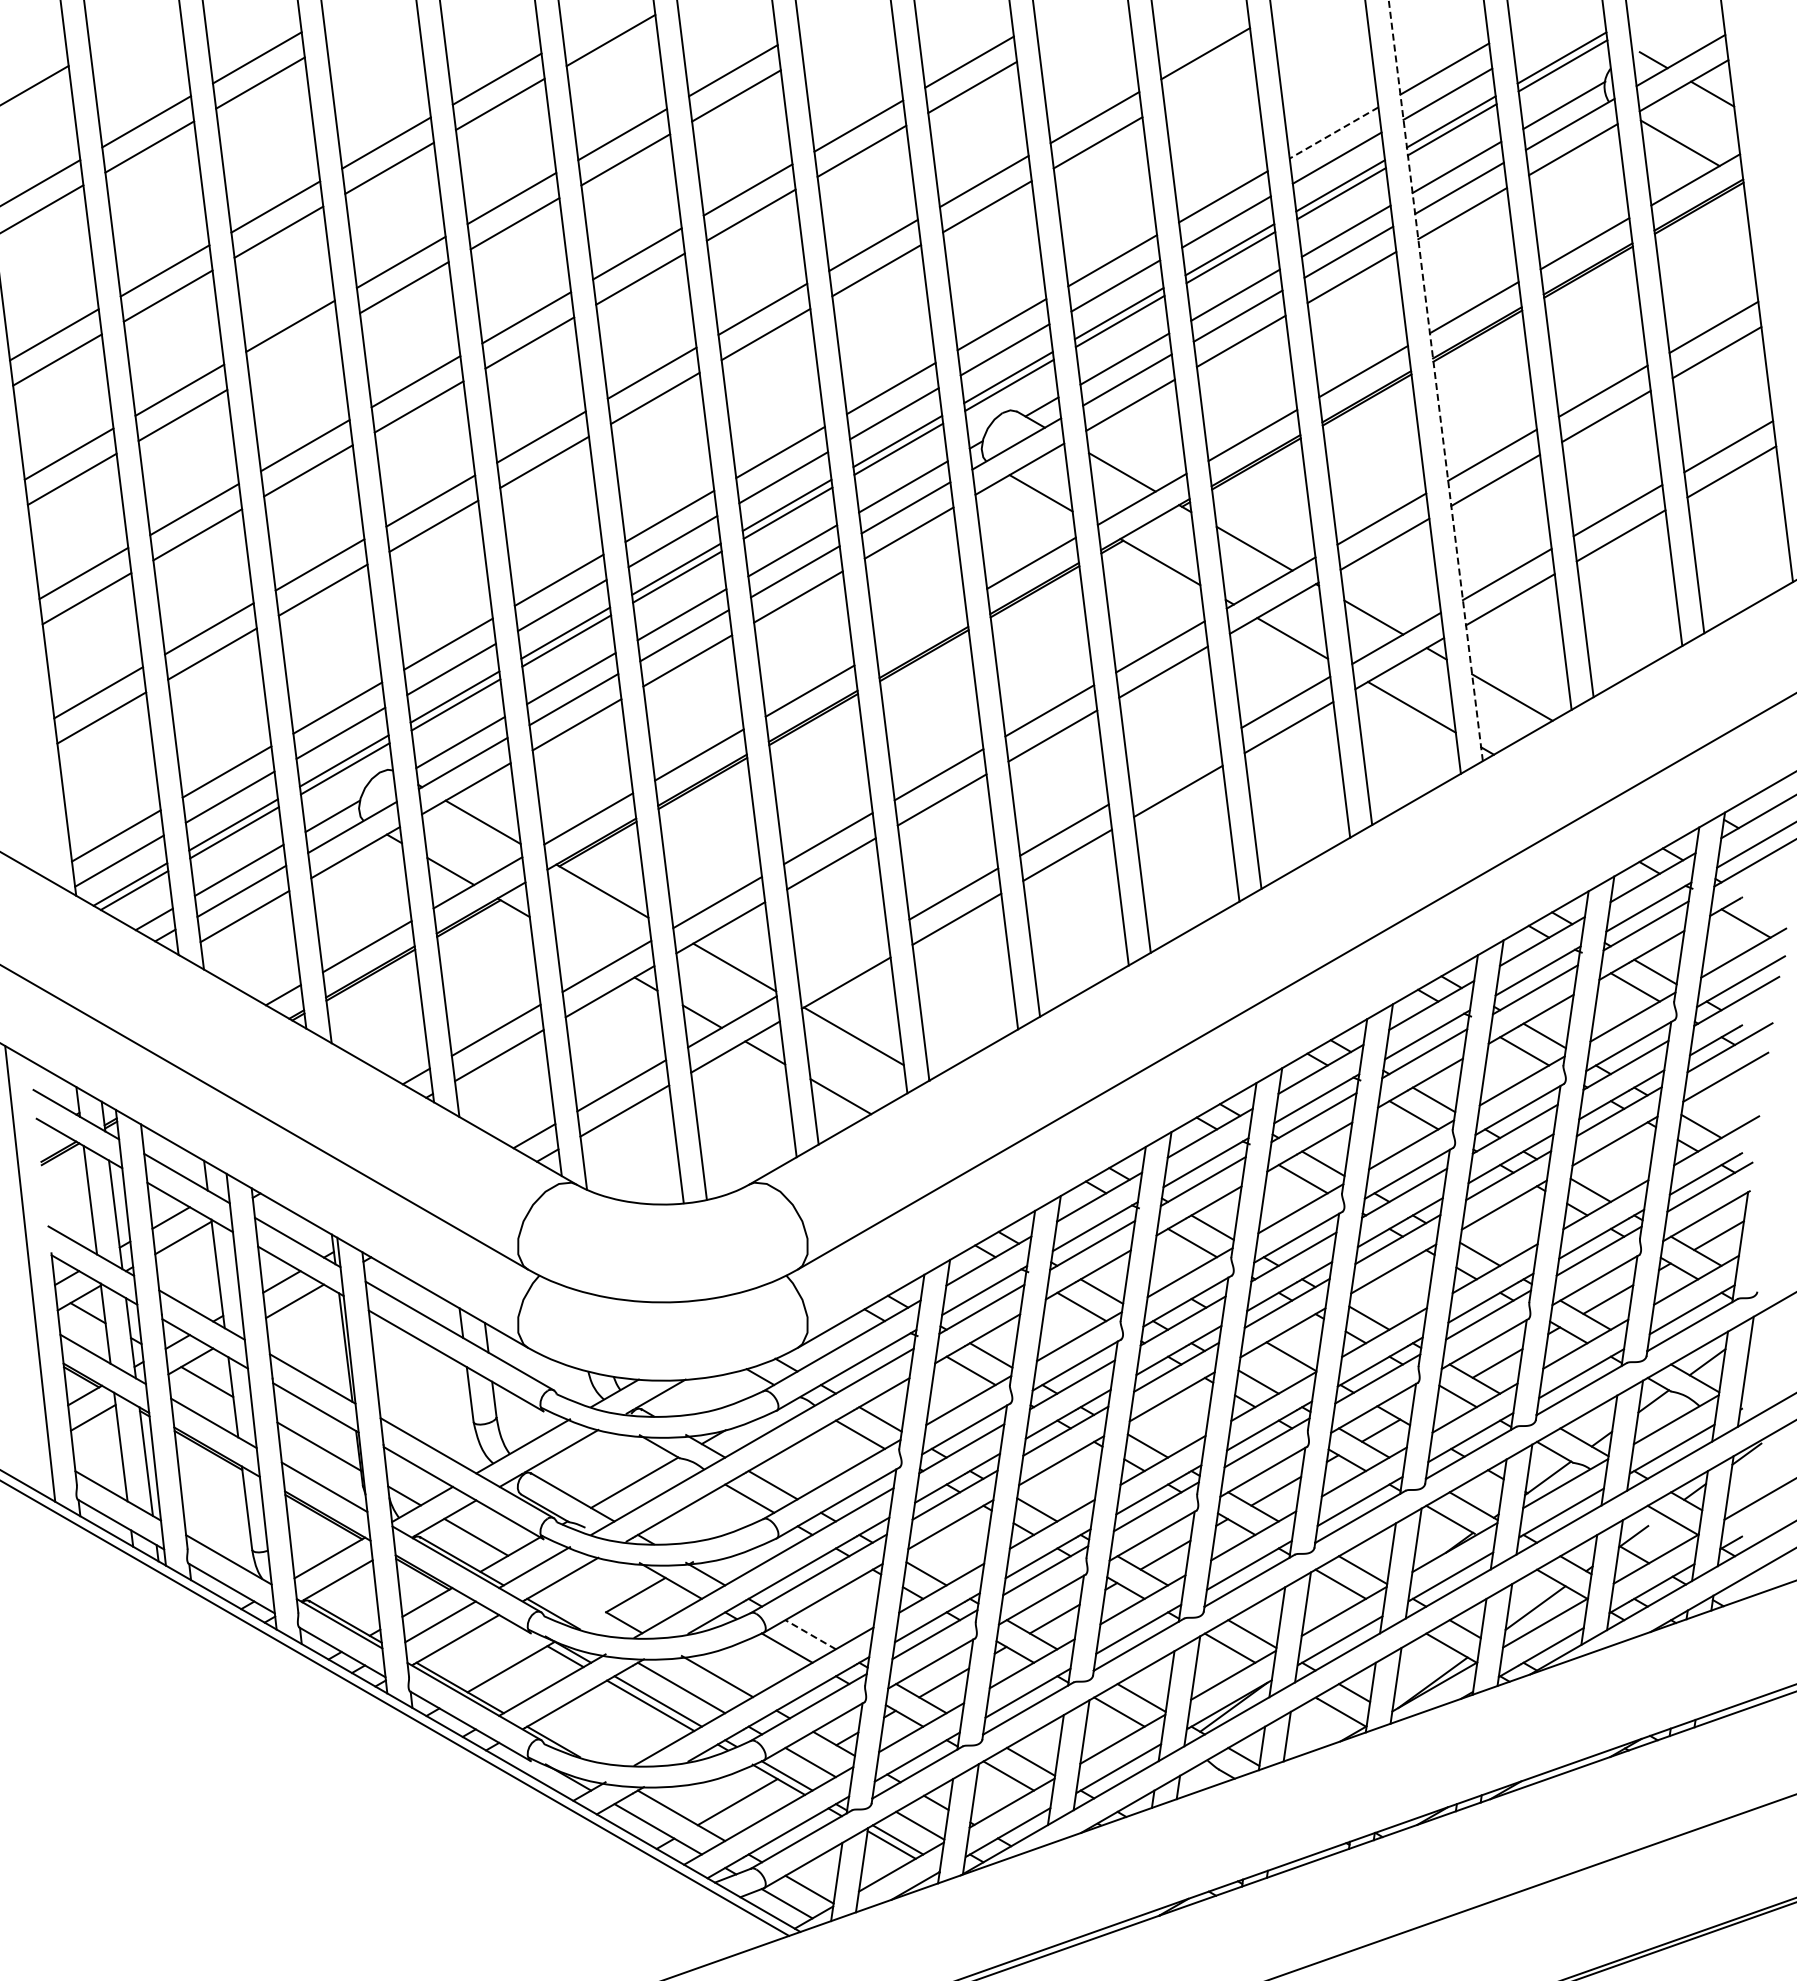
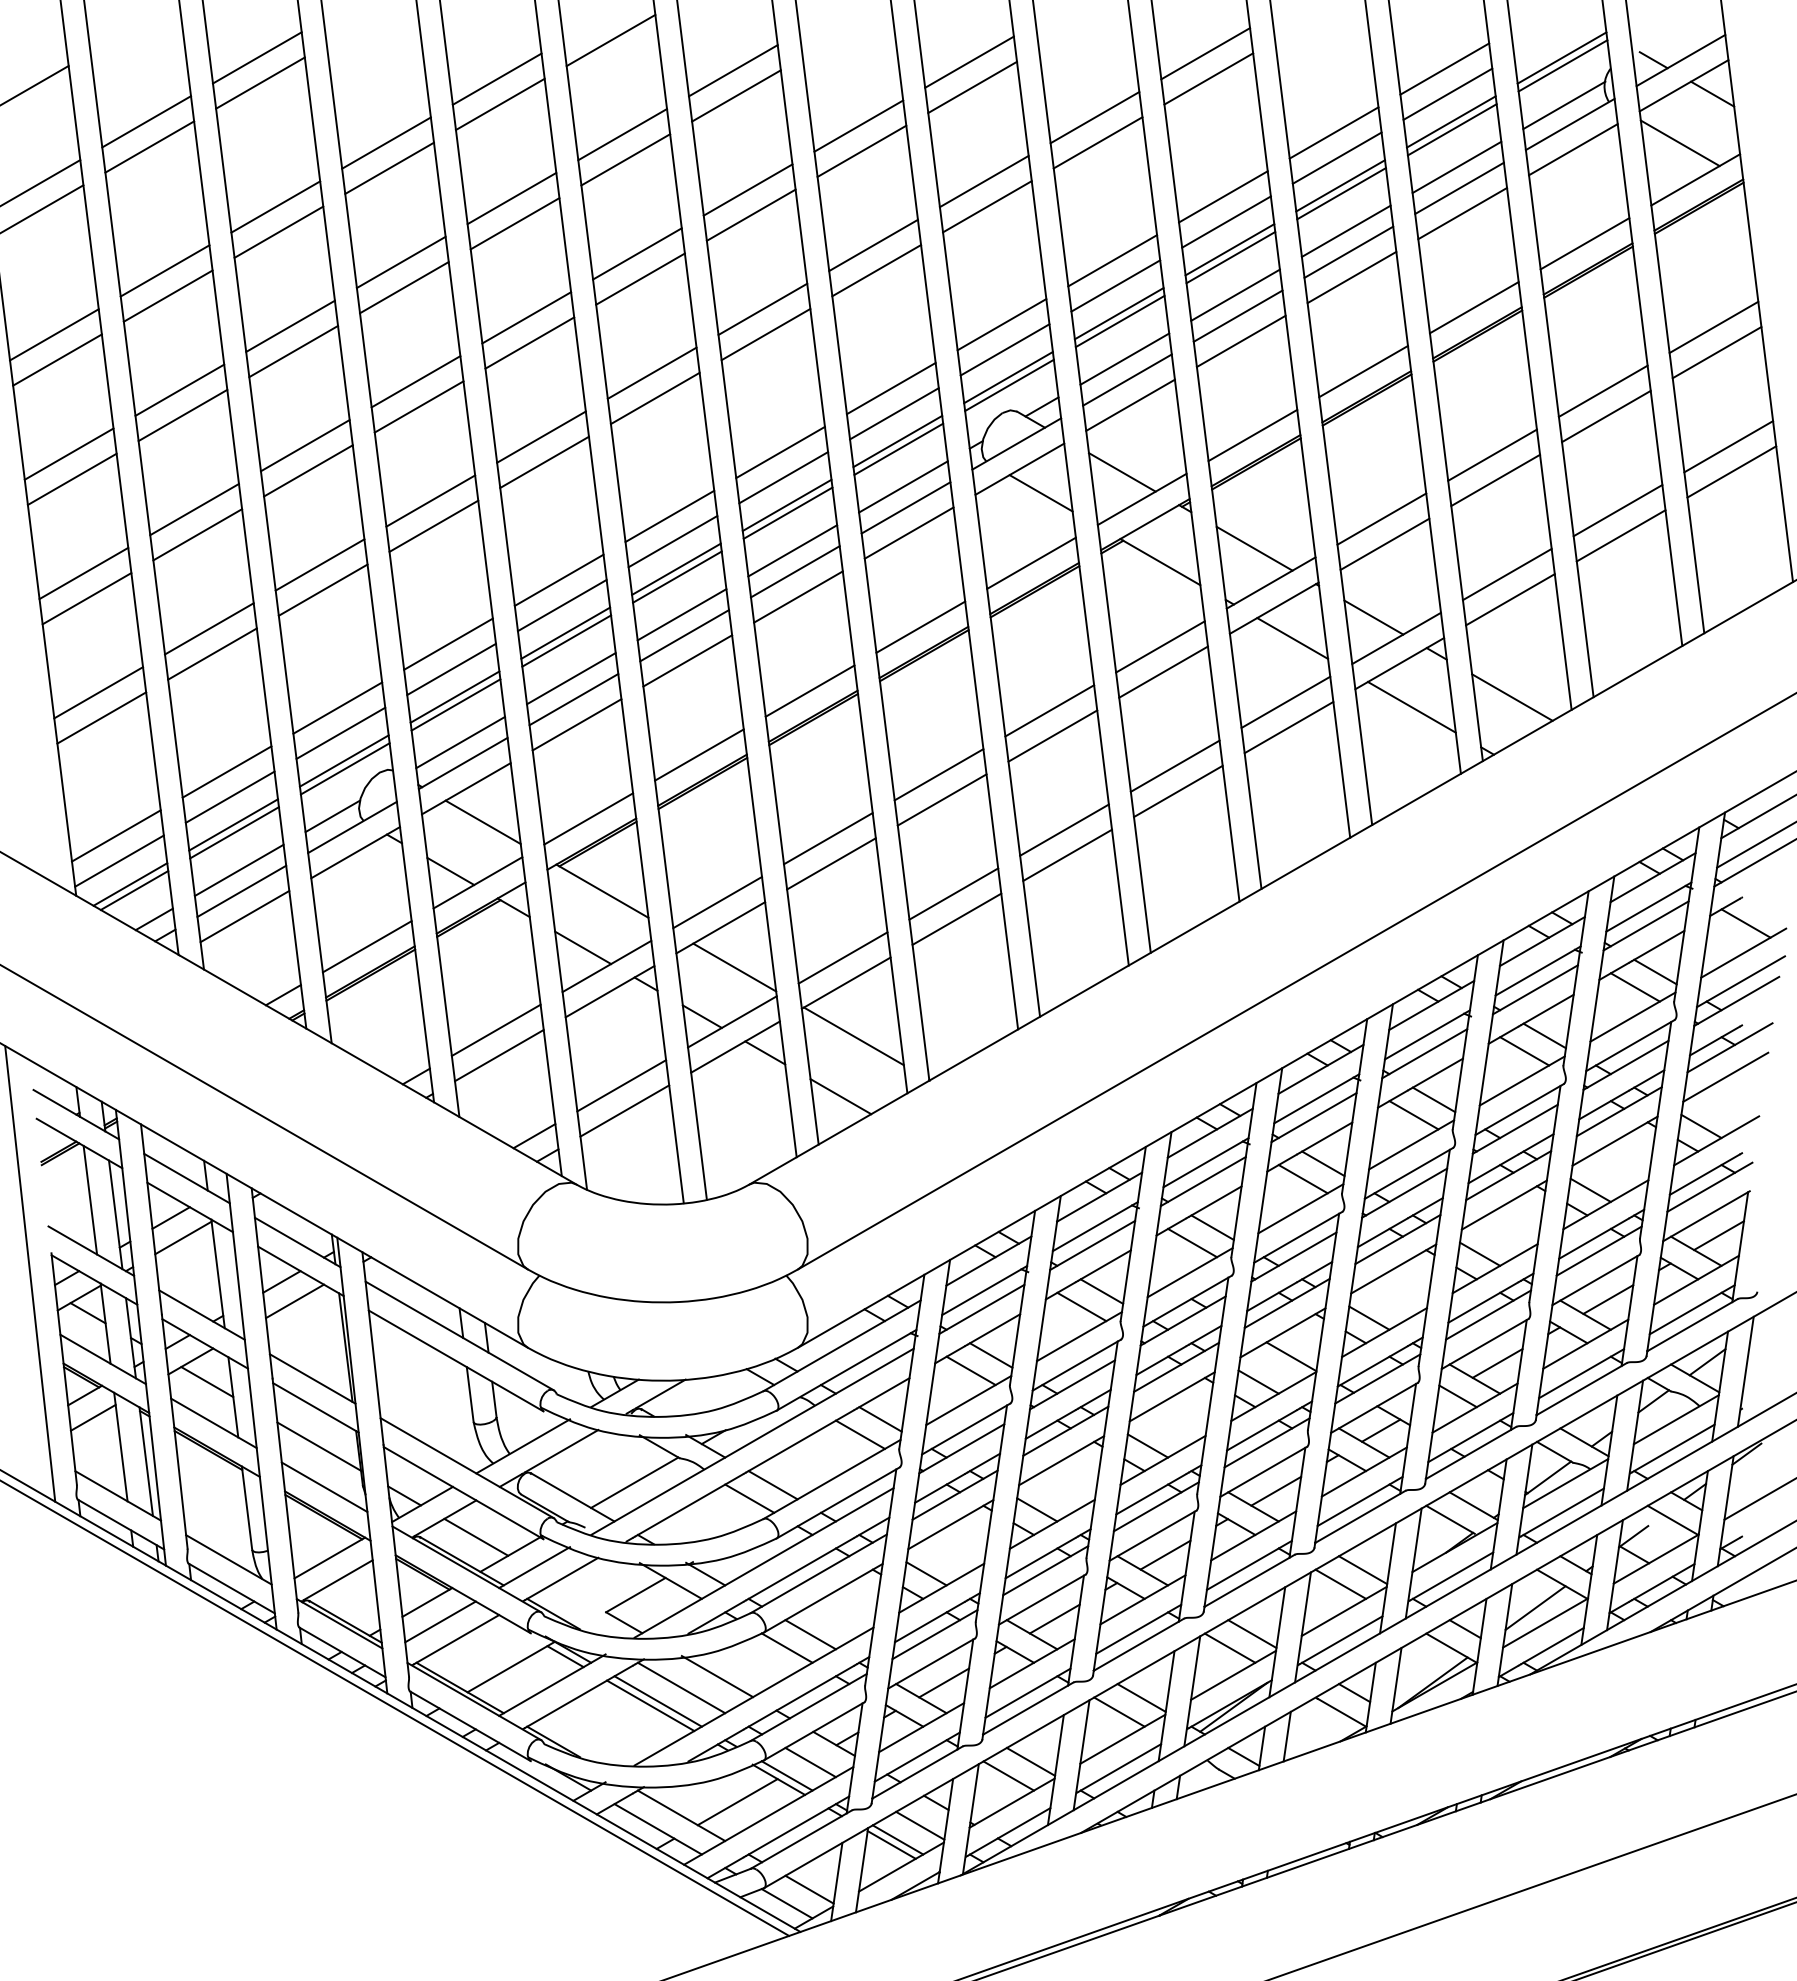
line: none -> present (1208, 78)
line: dashed -> solid (1333, 133)
line: none -> present (293, 351)
line: dashed -> solid (1435, 380)
line: none -> present (920, 626)
line: none -> present (1174, 765)
line: none -> present (583, 947)
line: none -> present (842, 957)
line: dashed -> solid (810, 1634)
